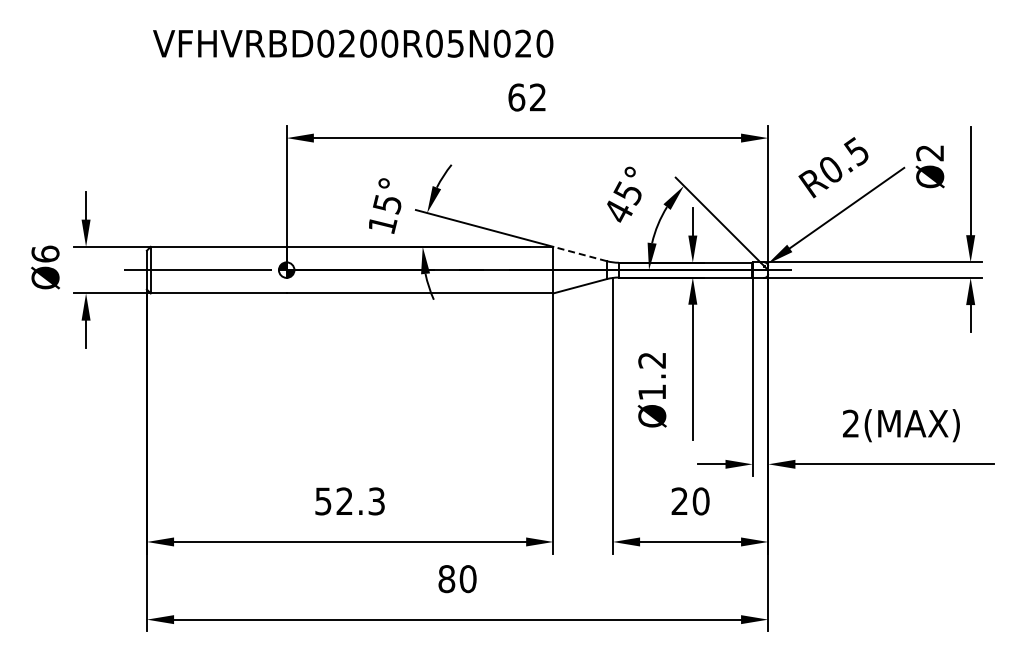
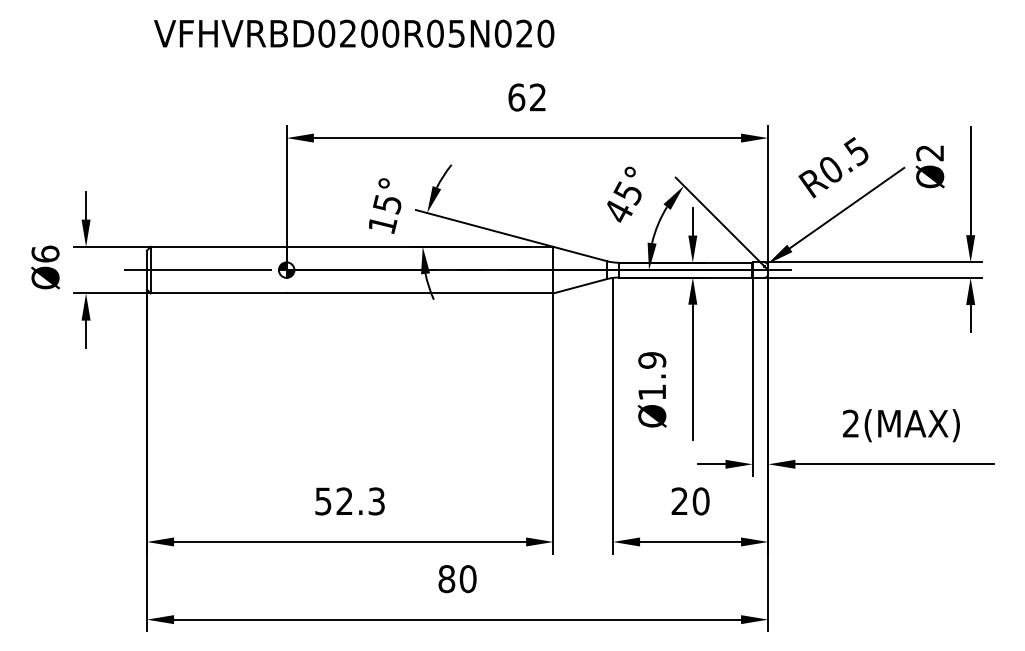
text position: (353, 43) -> (354, 33) (354, 33)
line: dashed -> solid (580, 254)
text: Ø1.2 -> Ø1.9 (652, 360)
